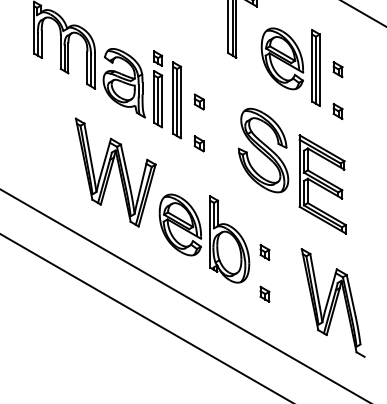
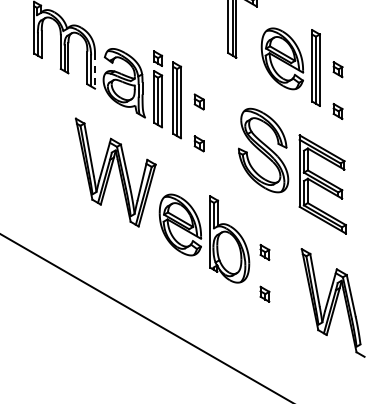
line: present -> none (363, 13)
line: solid -> dashed (95, 70)
line: present -> none (184, 295)
